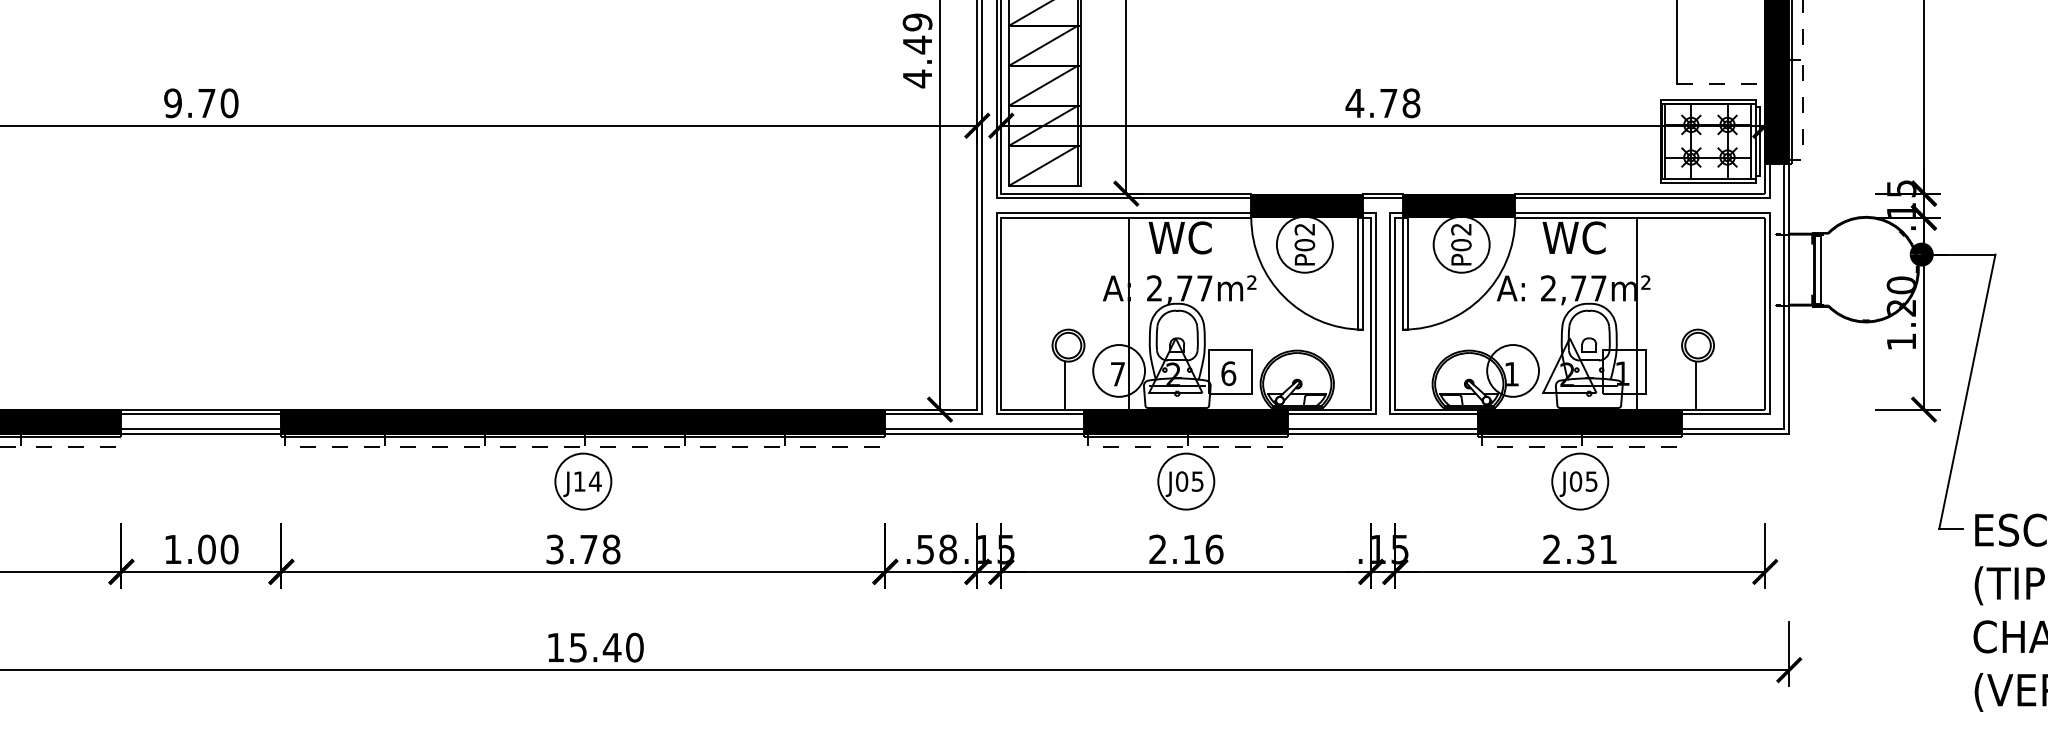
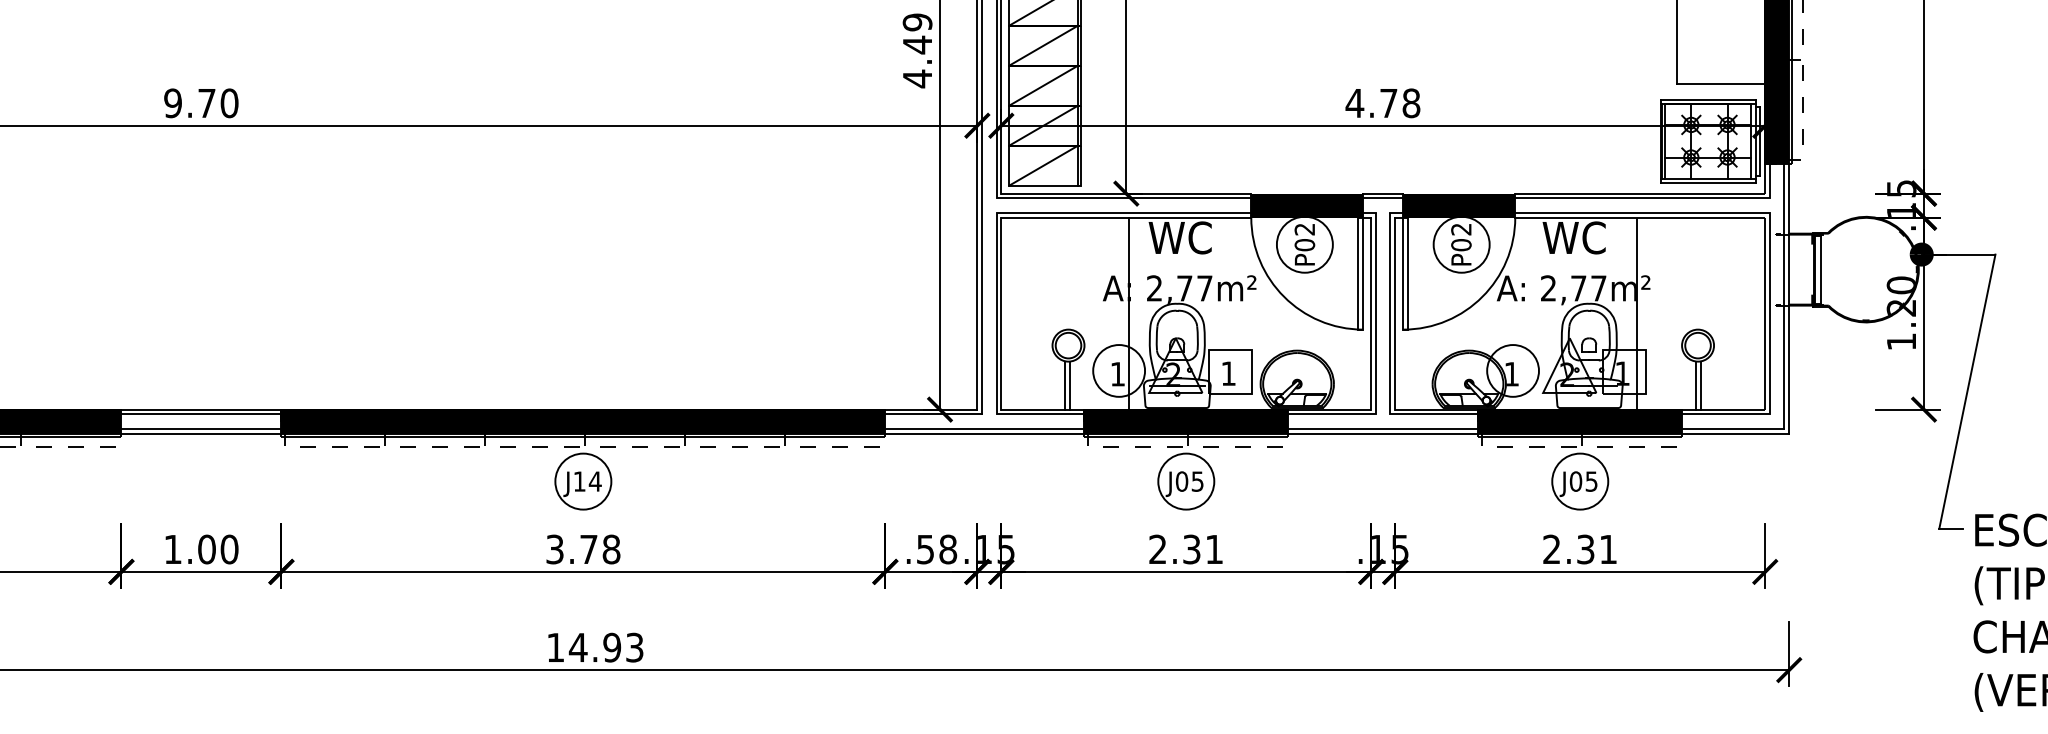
line: dashed -> solid (1721, 84)
text: 6 -> 1 (1228, 373)
text: 7 -> 1 (1117, 374)
line: none -> present (1070, 385)
line: none -> present (1701, 385)
text: 2.16 -> 2.31 (1203, 549)
text: 15.40 -> 14.93 (605, 647)
